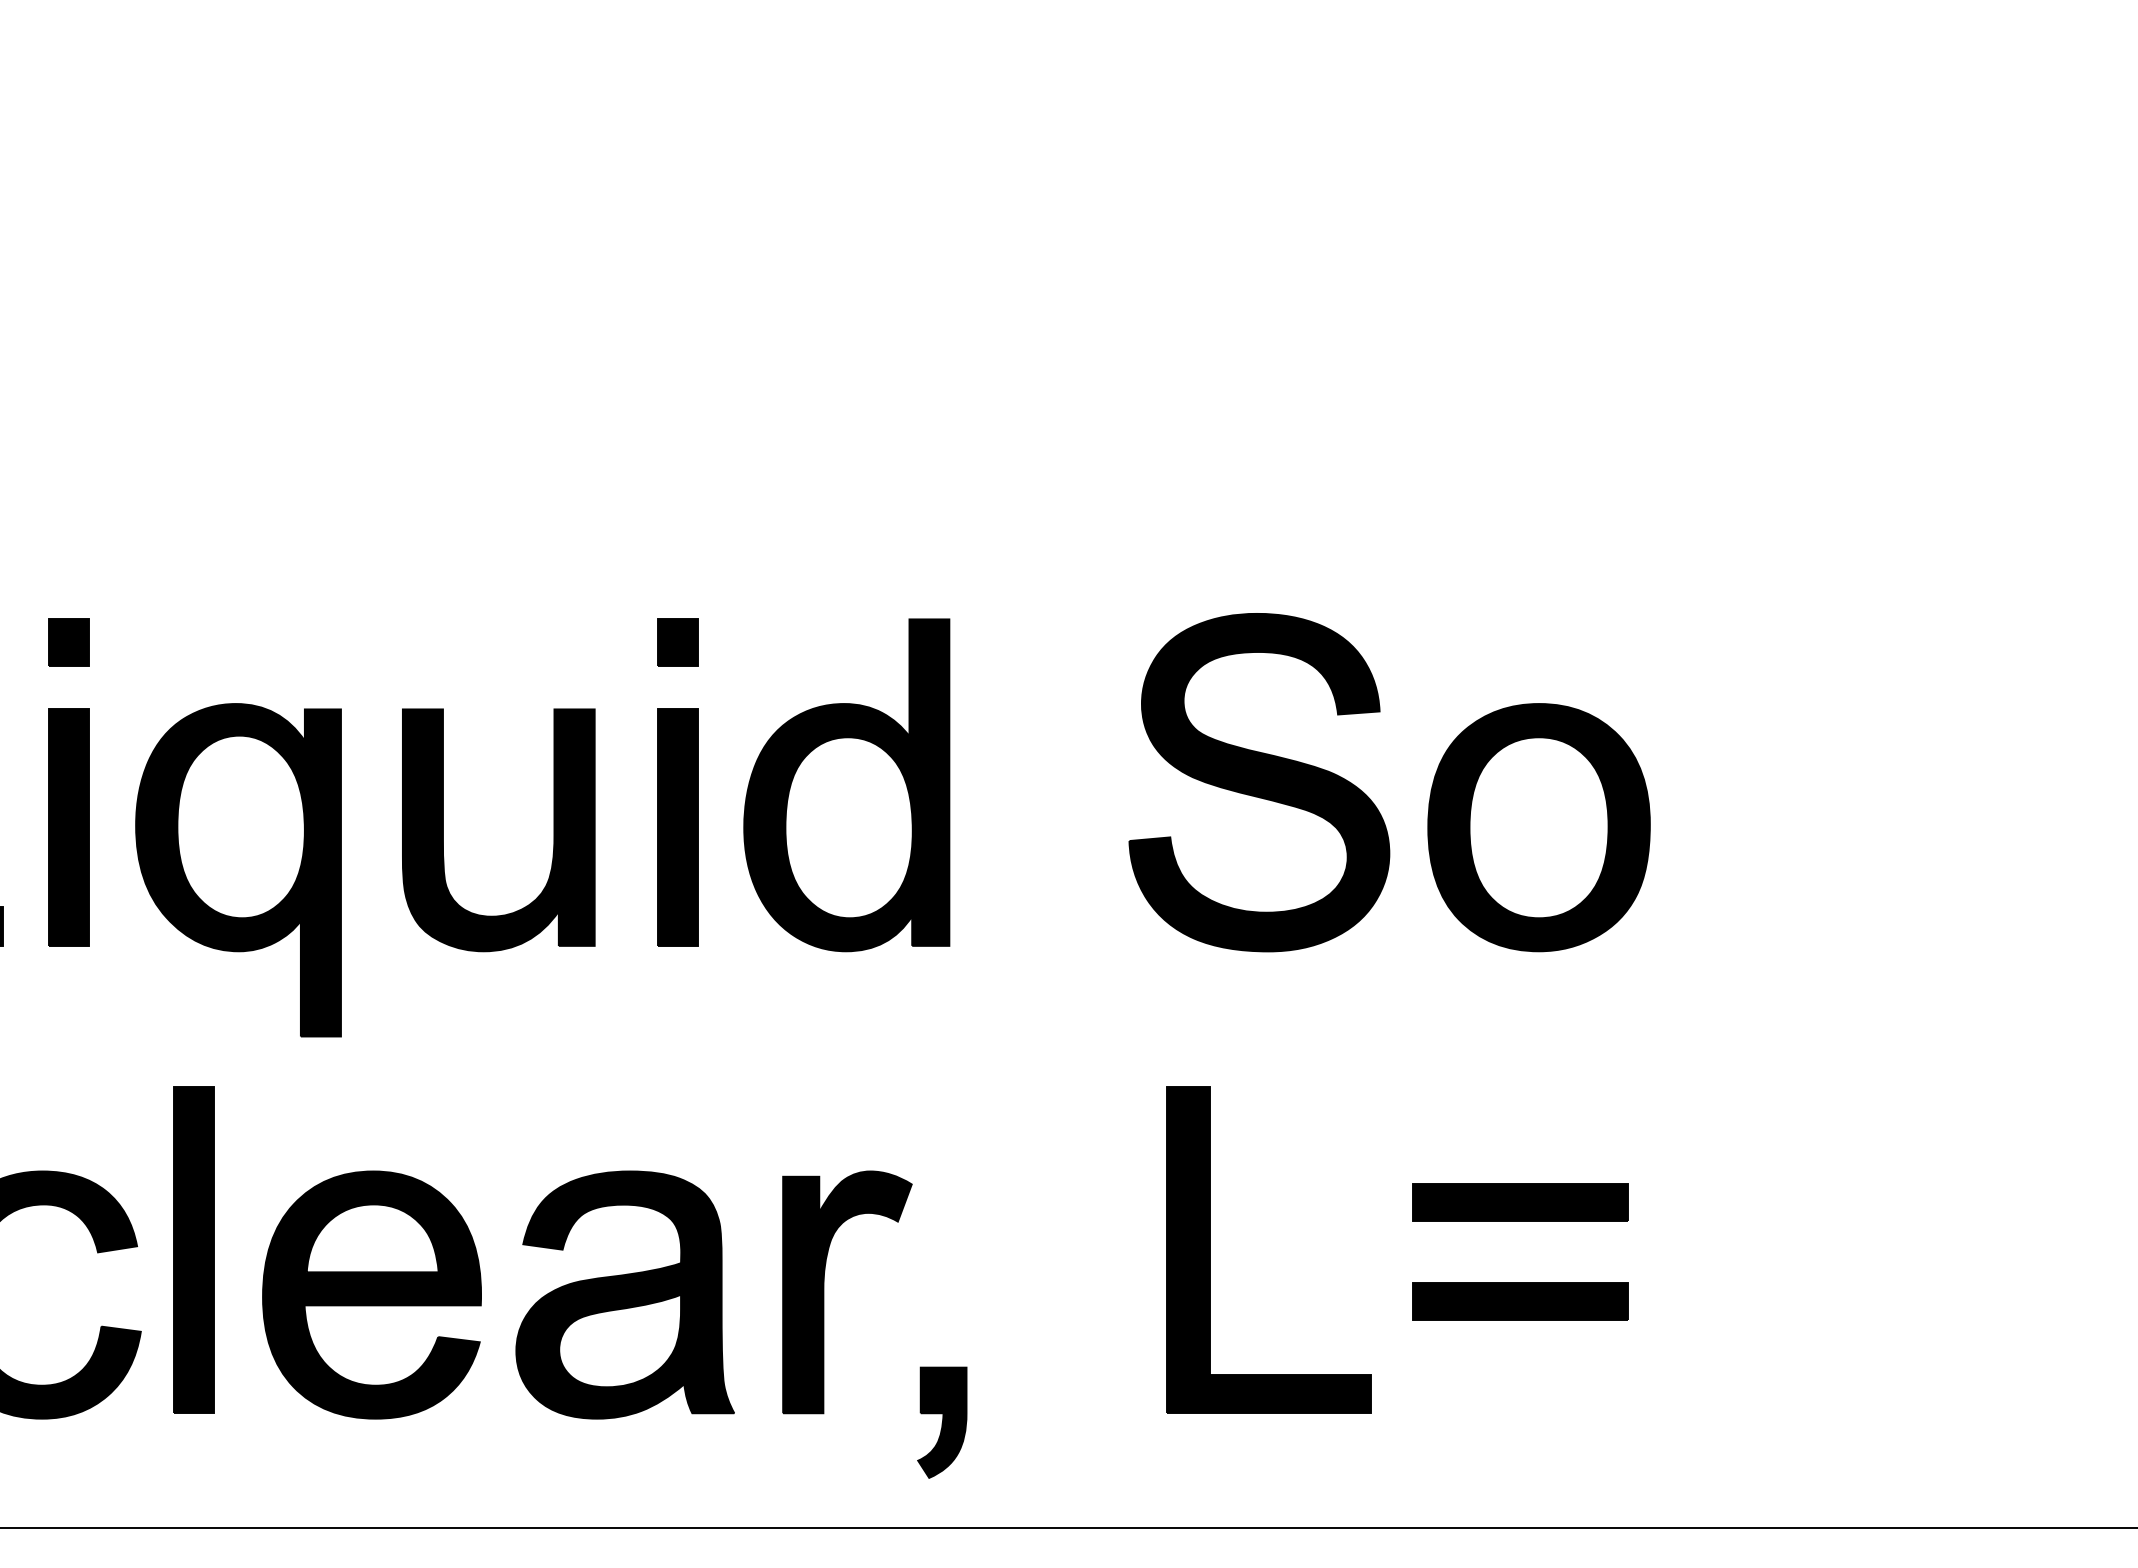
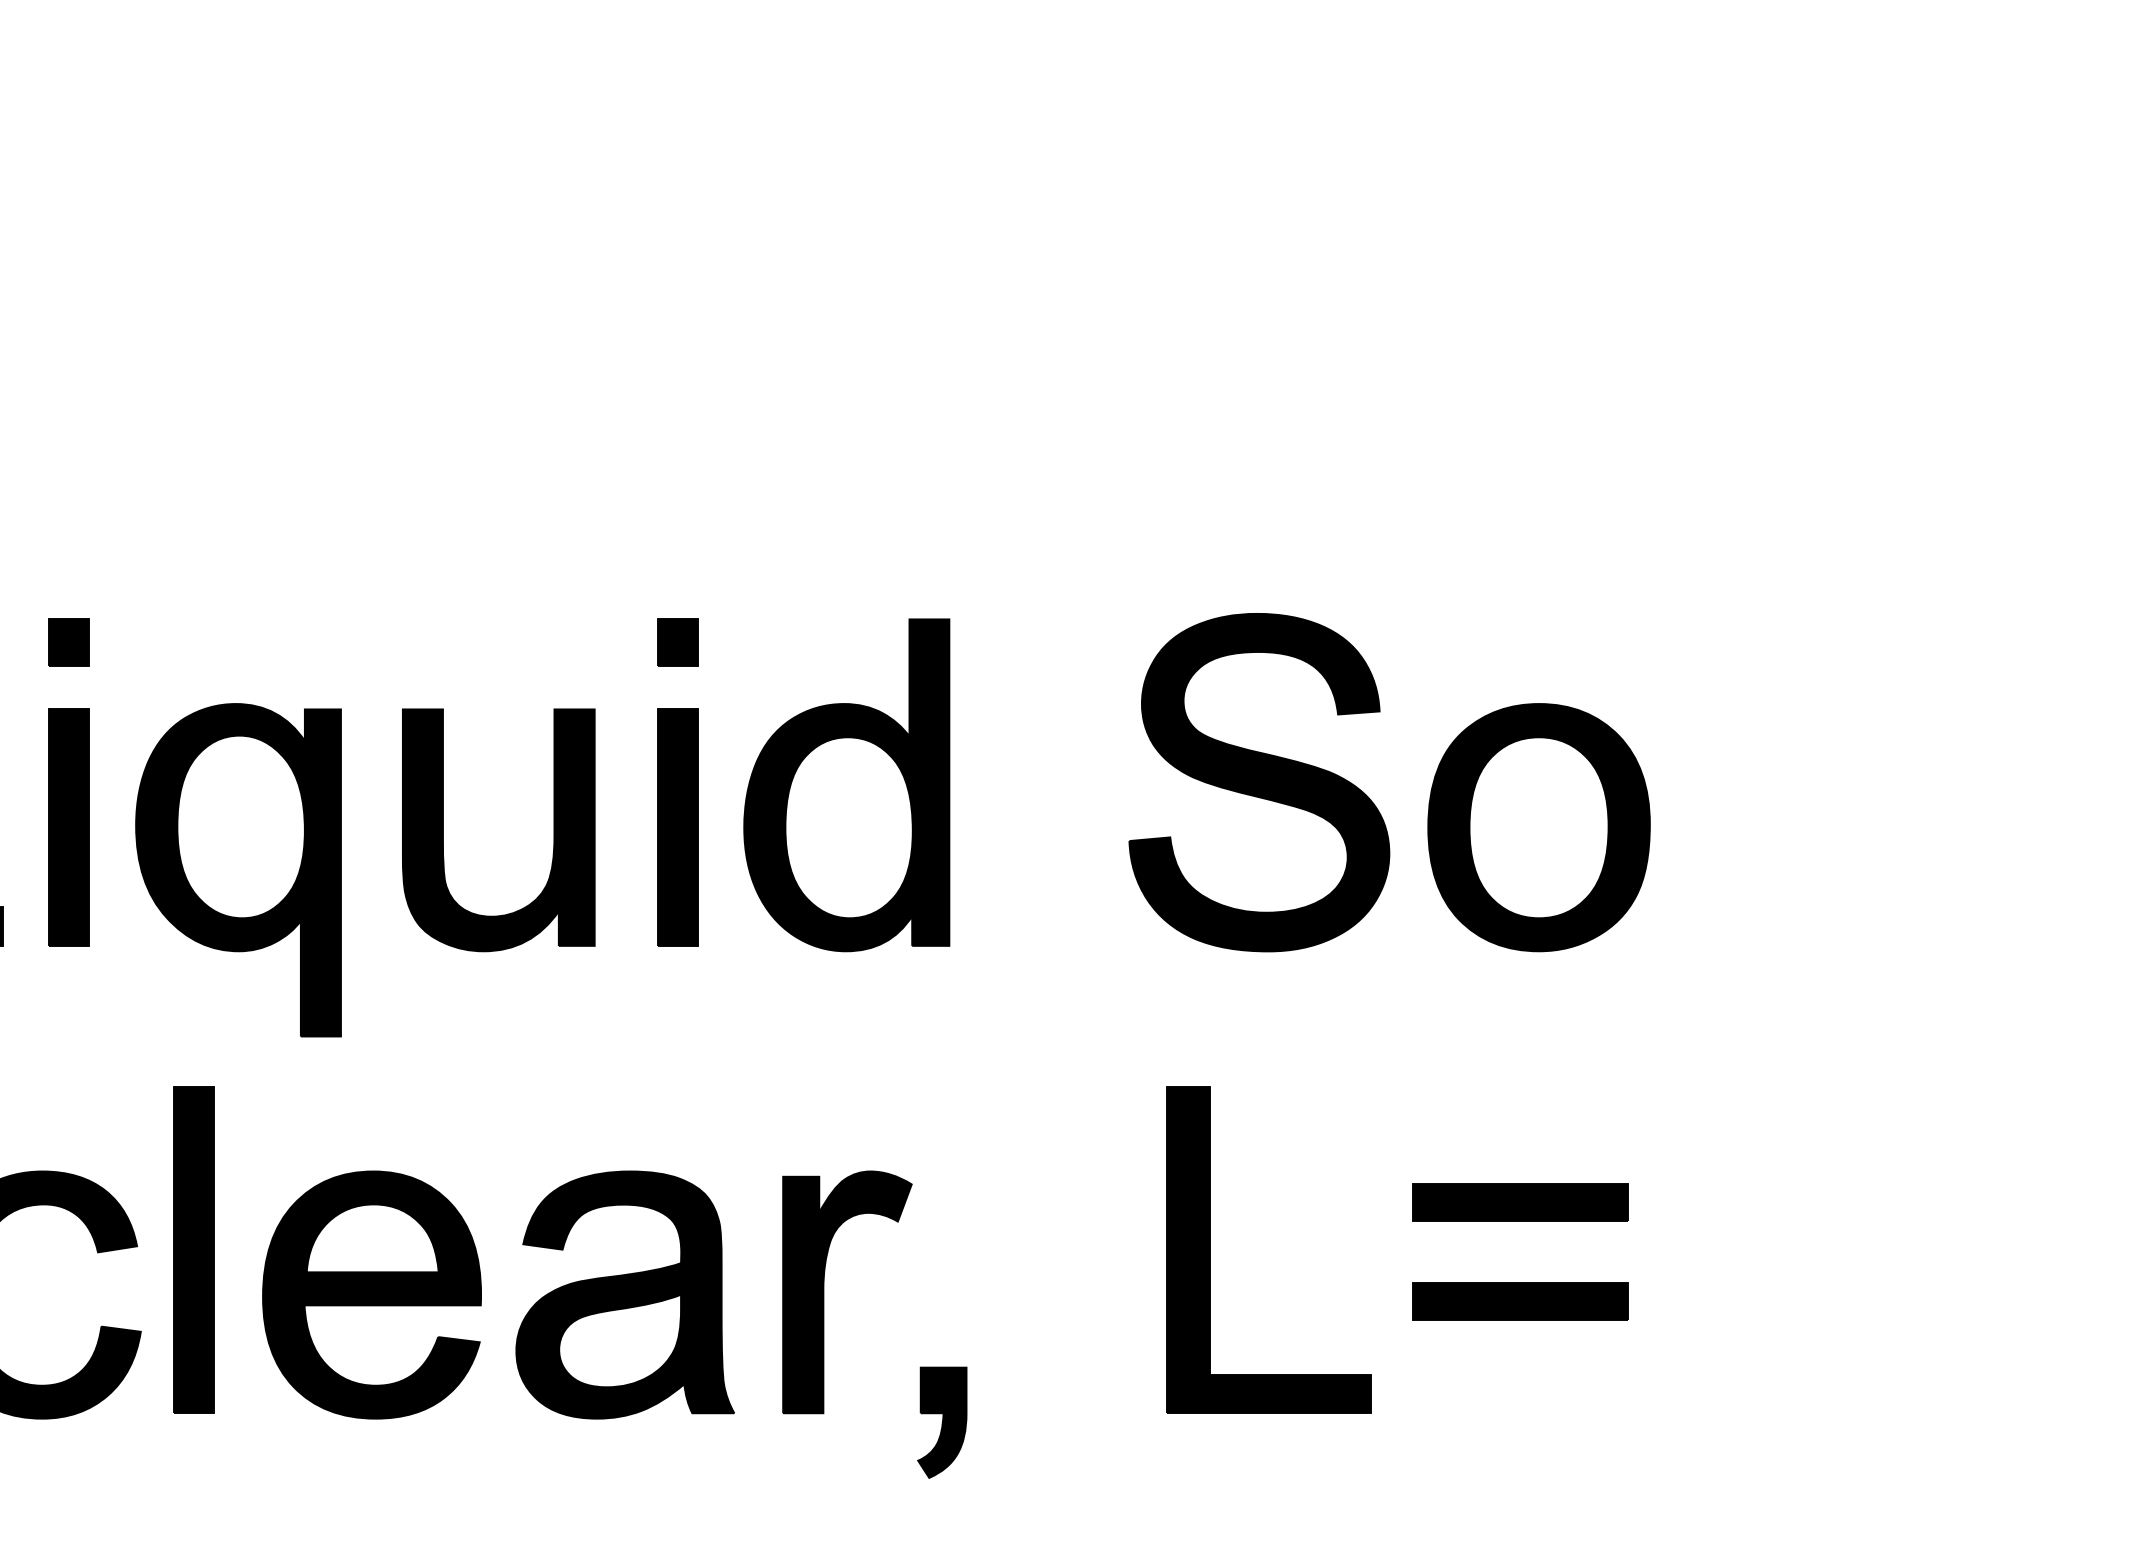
line: present -> none (1068, 1528)
